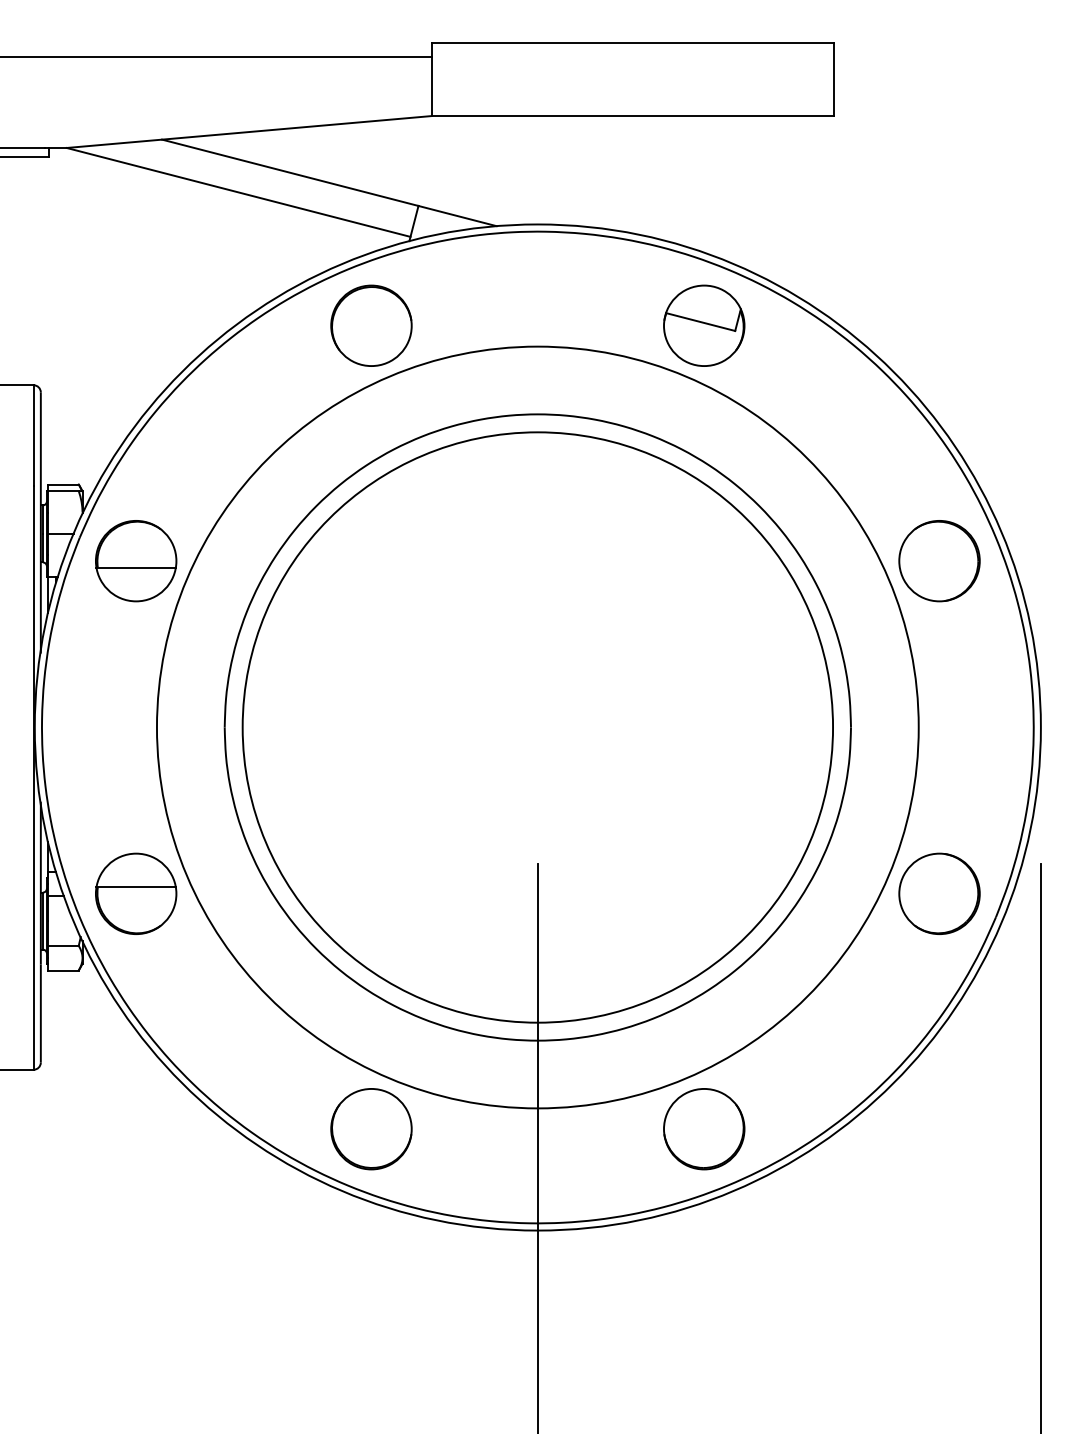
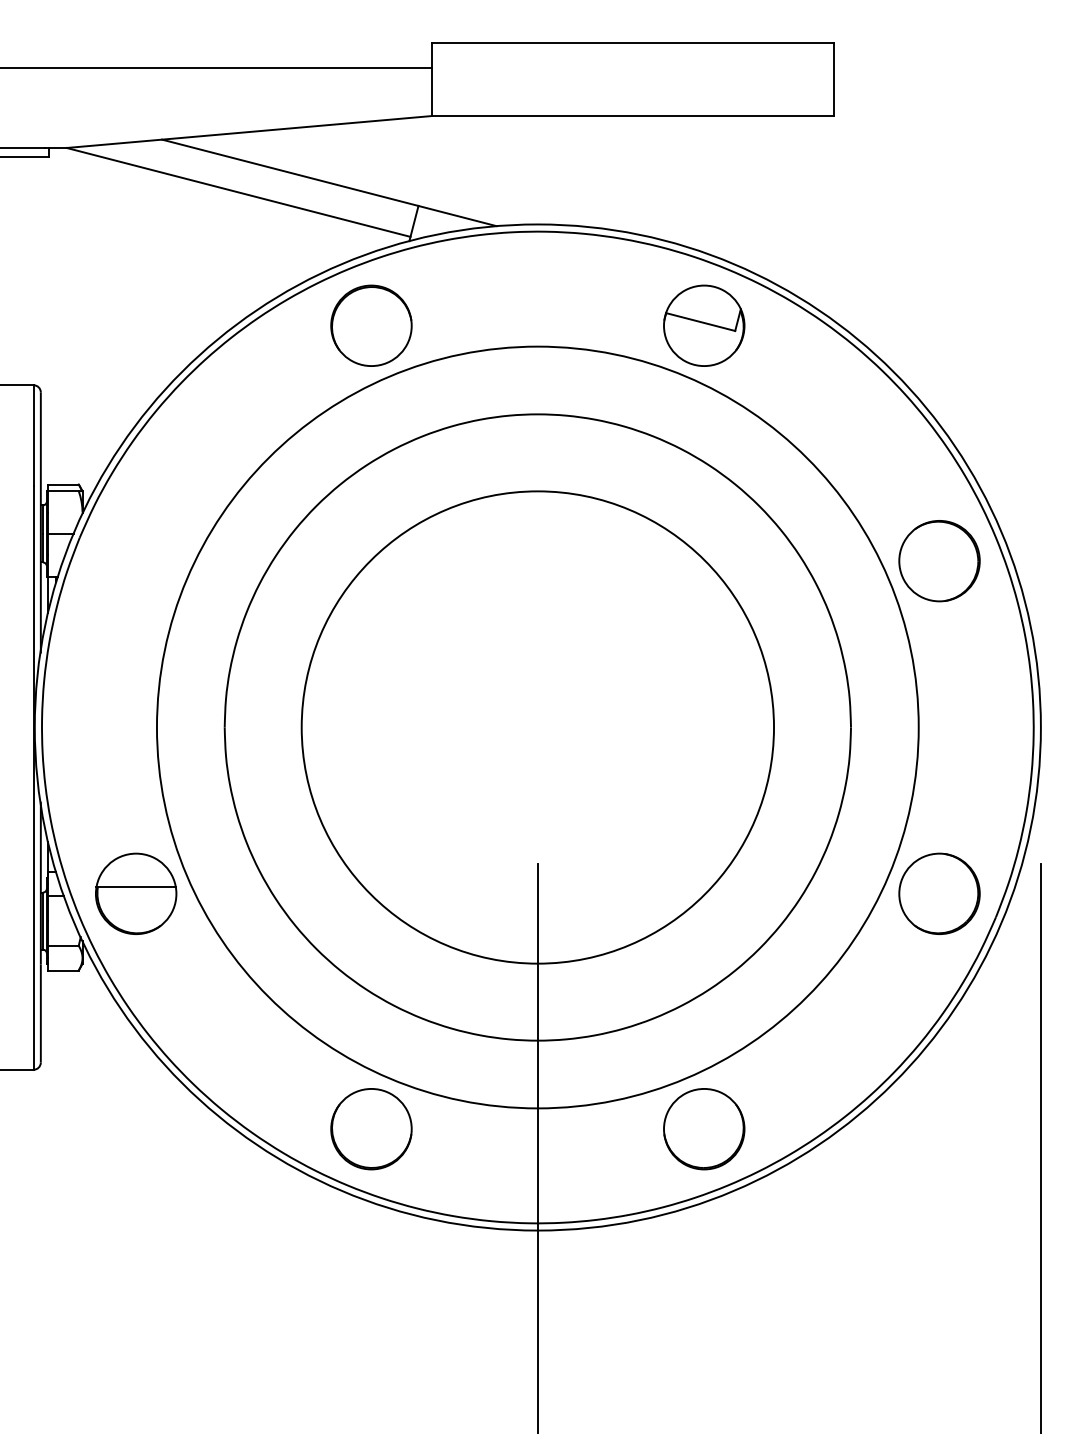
line position: (217, 56) -> (217, 67) (217, 67)
part: present -> none (136, 561)
circle diameter: 590 px -> 472 px (537, 727)
